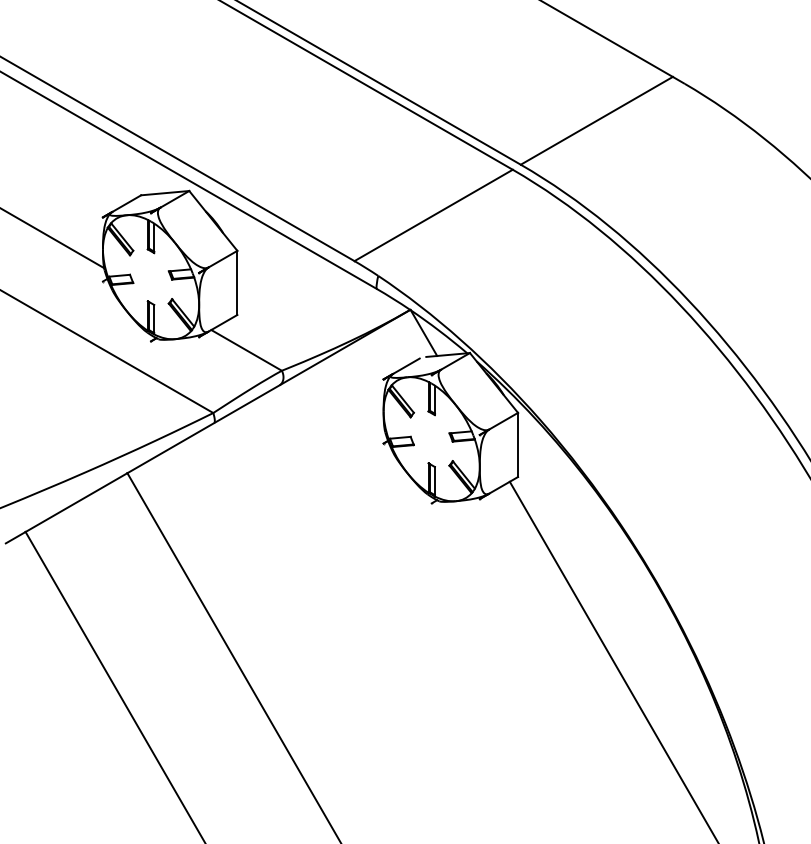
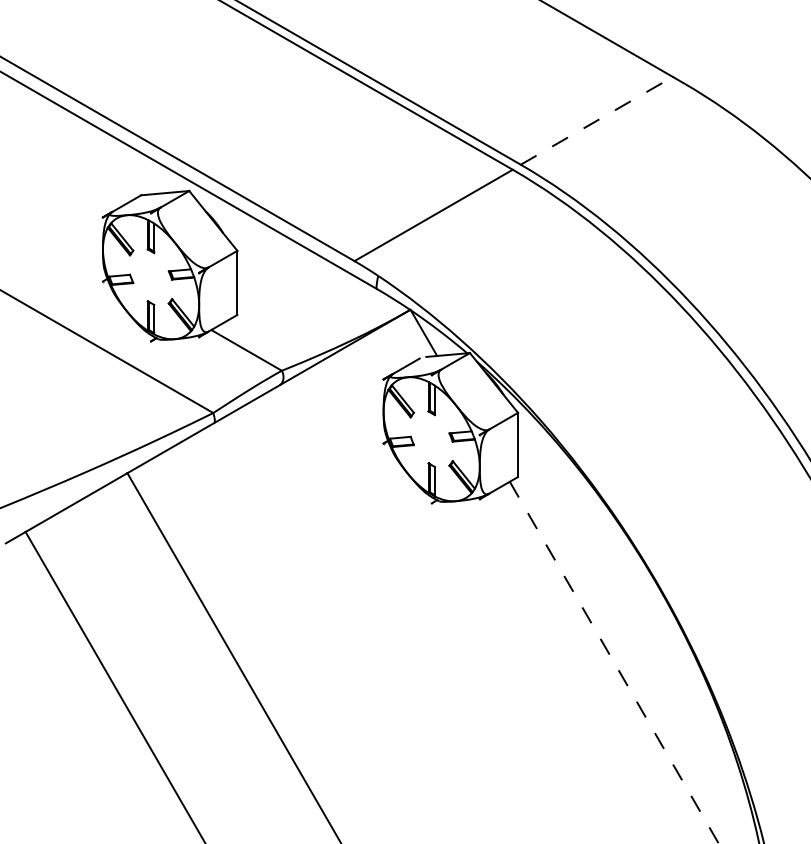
line: solid -> dashed (596, 120)
line: present -> none (53, 238)
line: solid -> dashed (614, 662)
